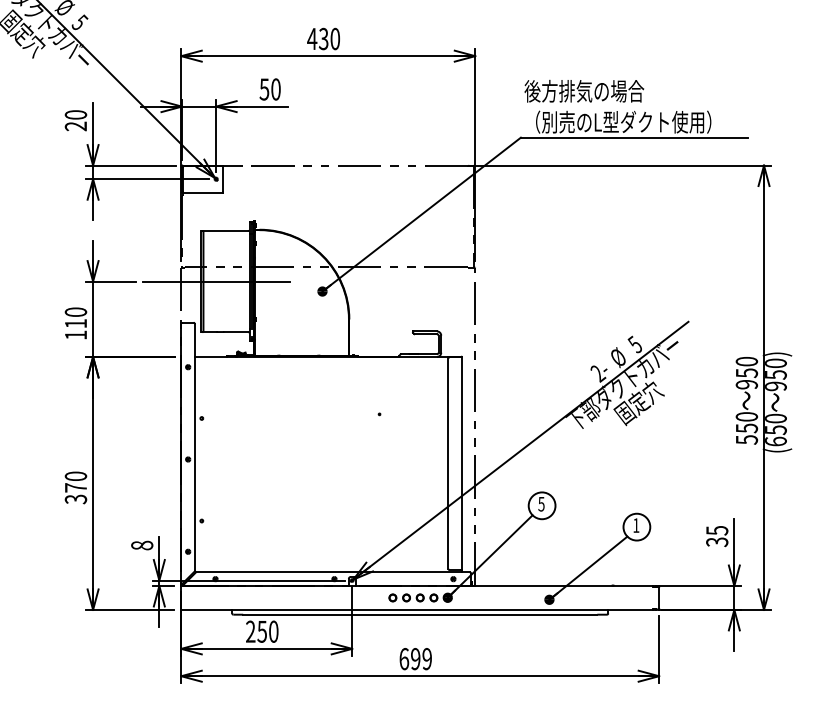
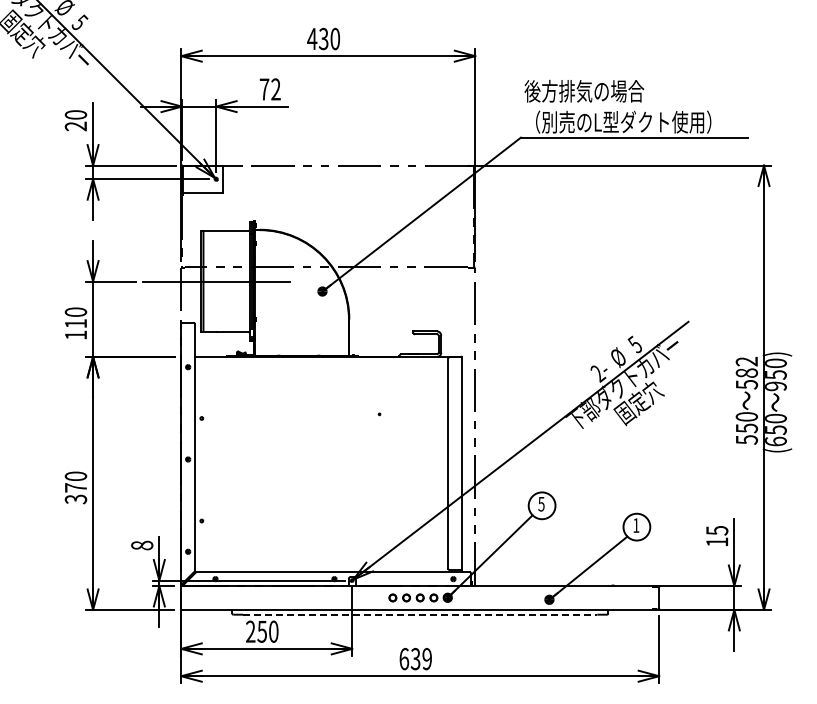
text: 50 -> 72 (269, 89)
text: 950 -> 582 (746, 373)
text: 35 -> 15 (717, 542)
line: solid -> dashed (420, 614)
text: 699 -> 639 (415, 659)
